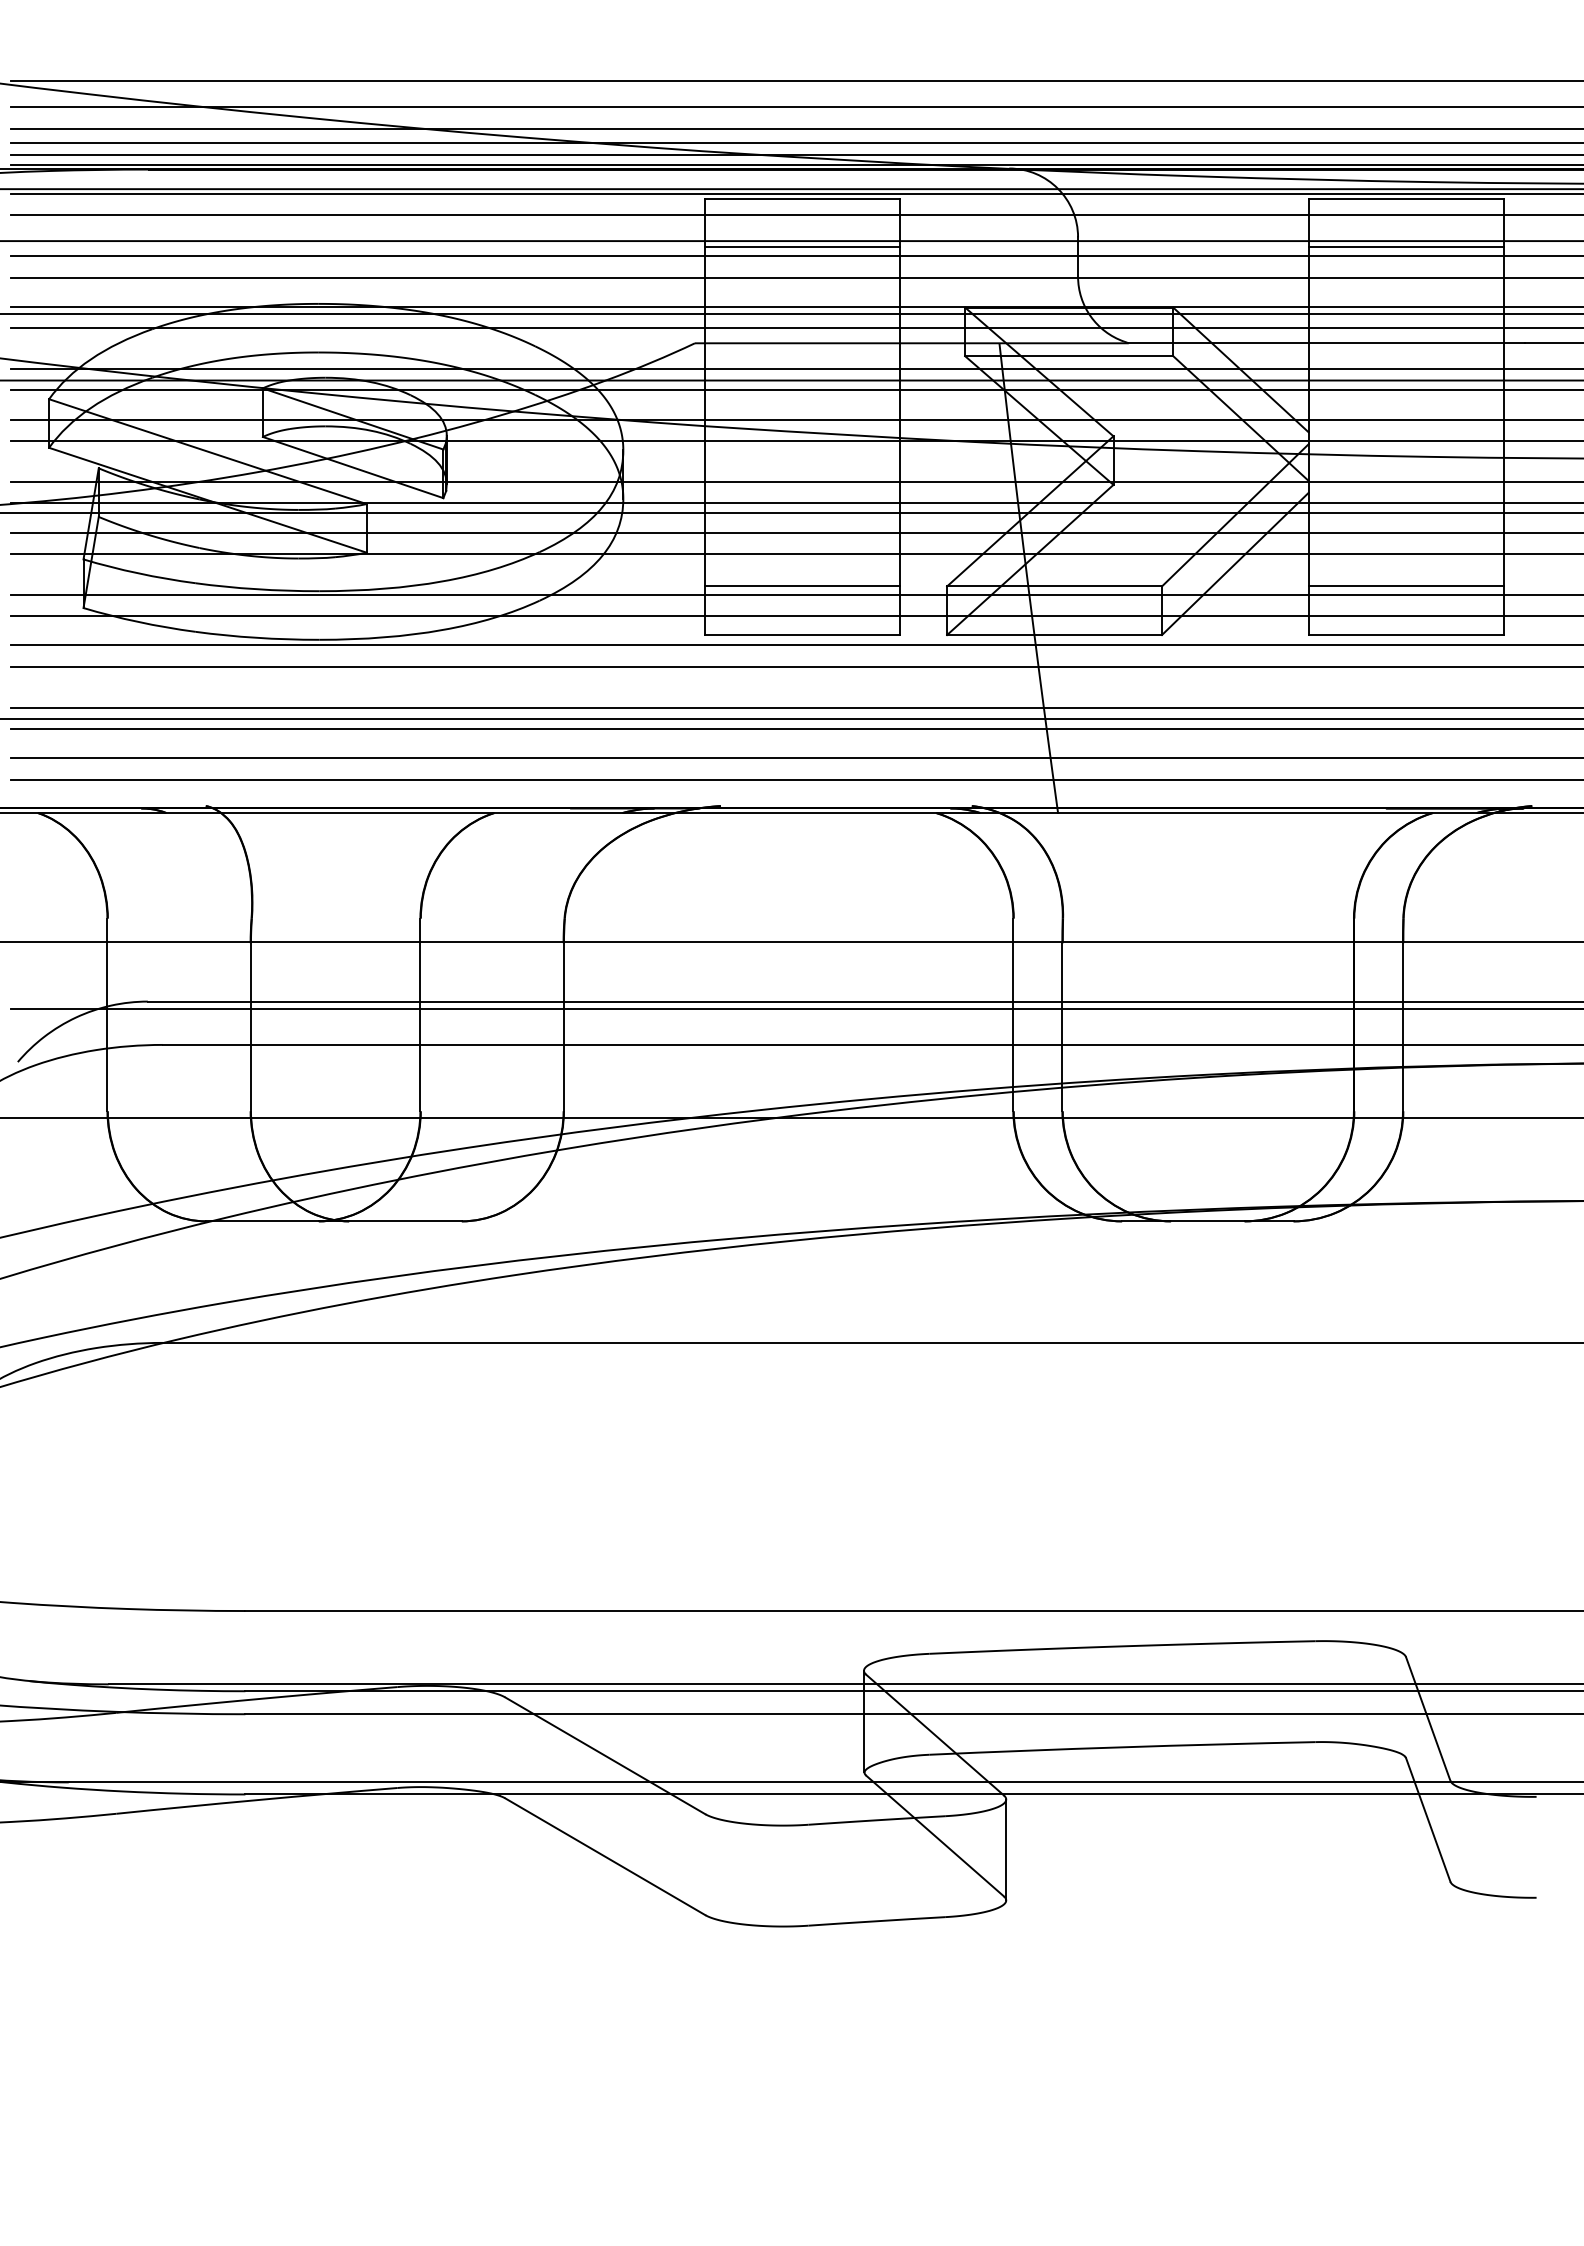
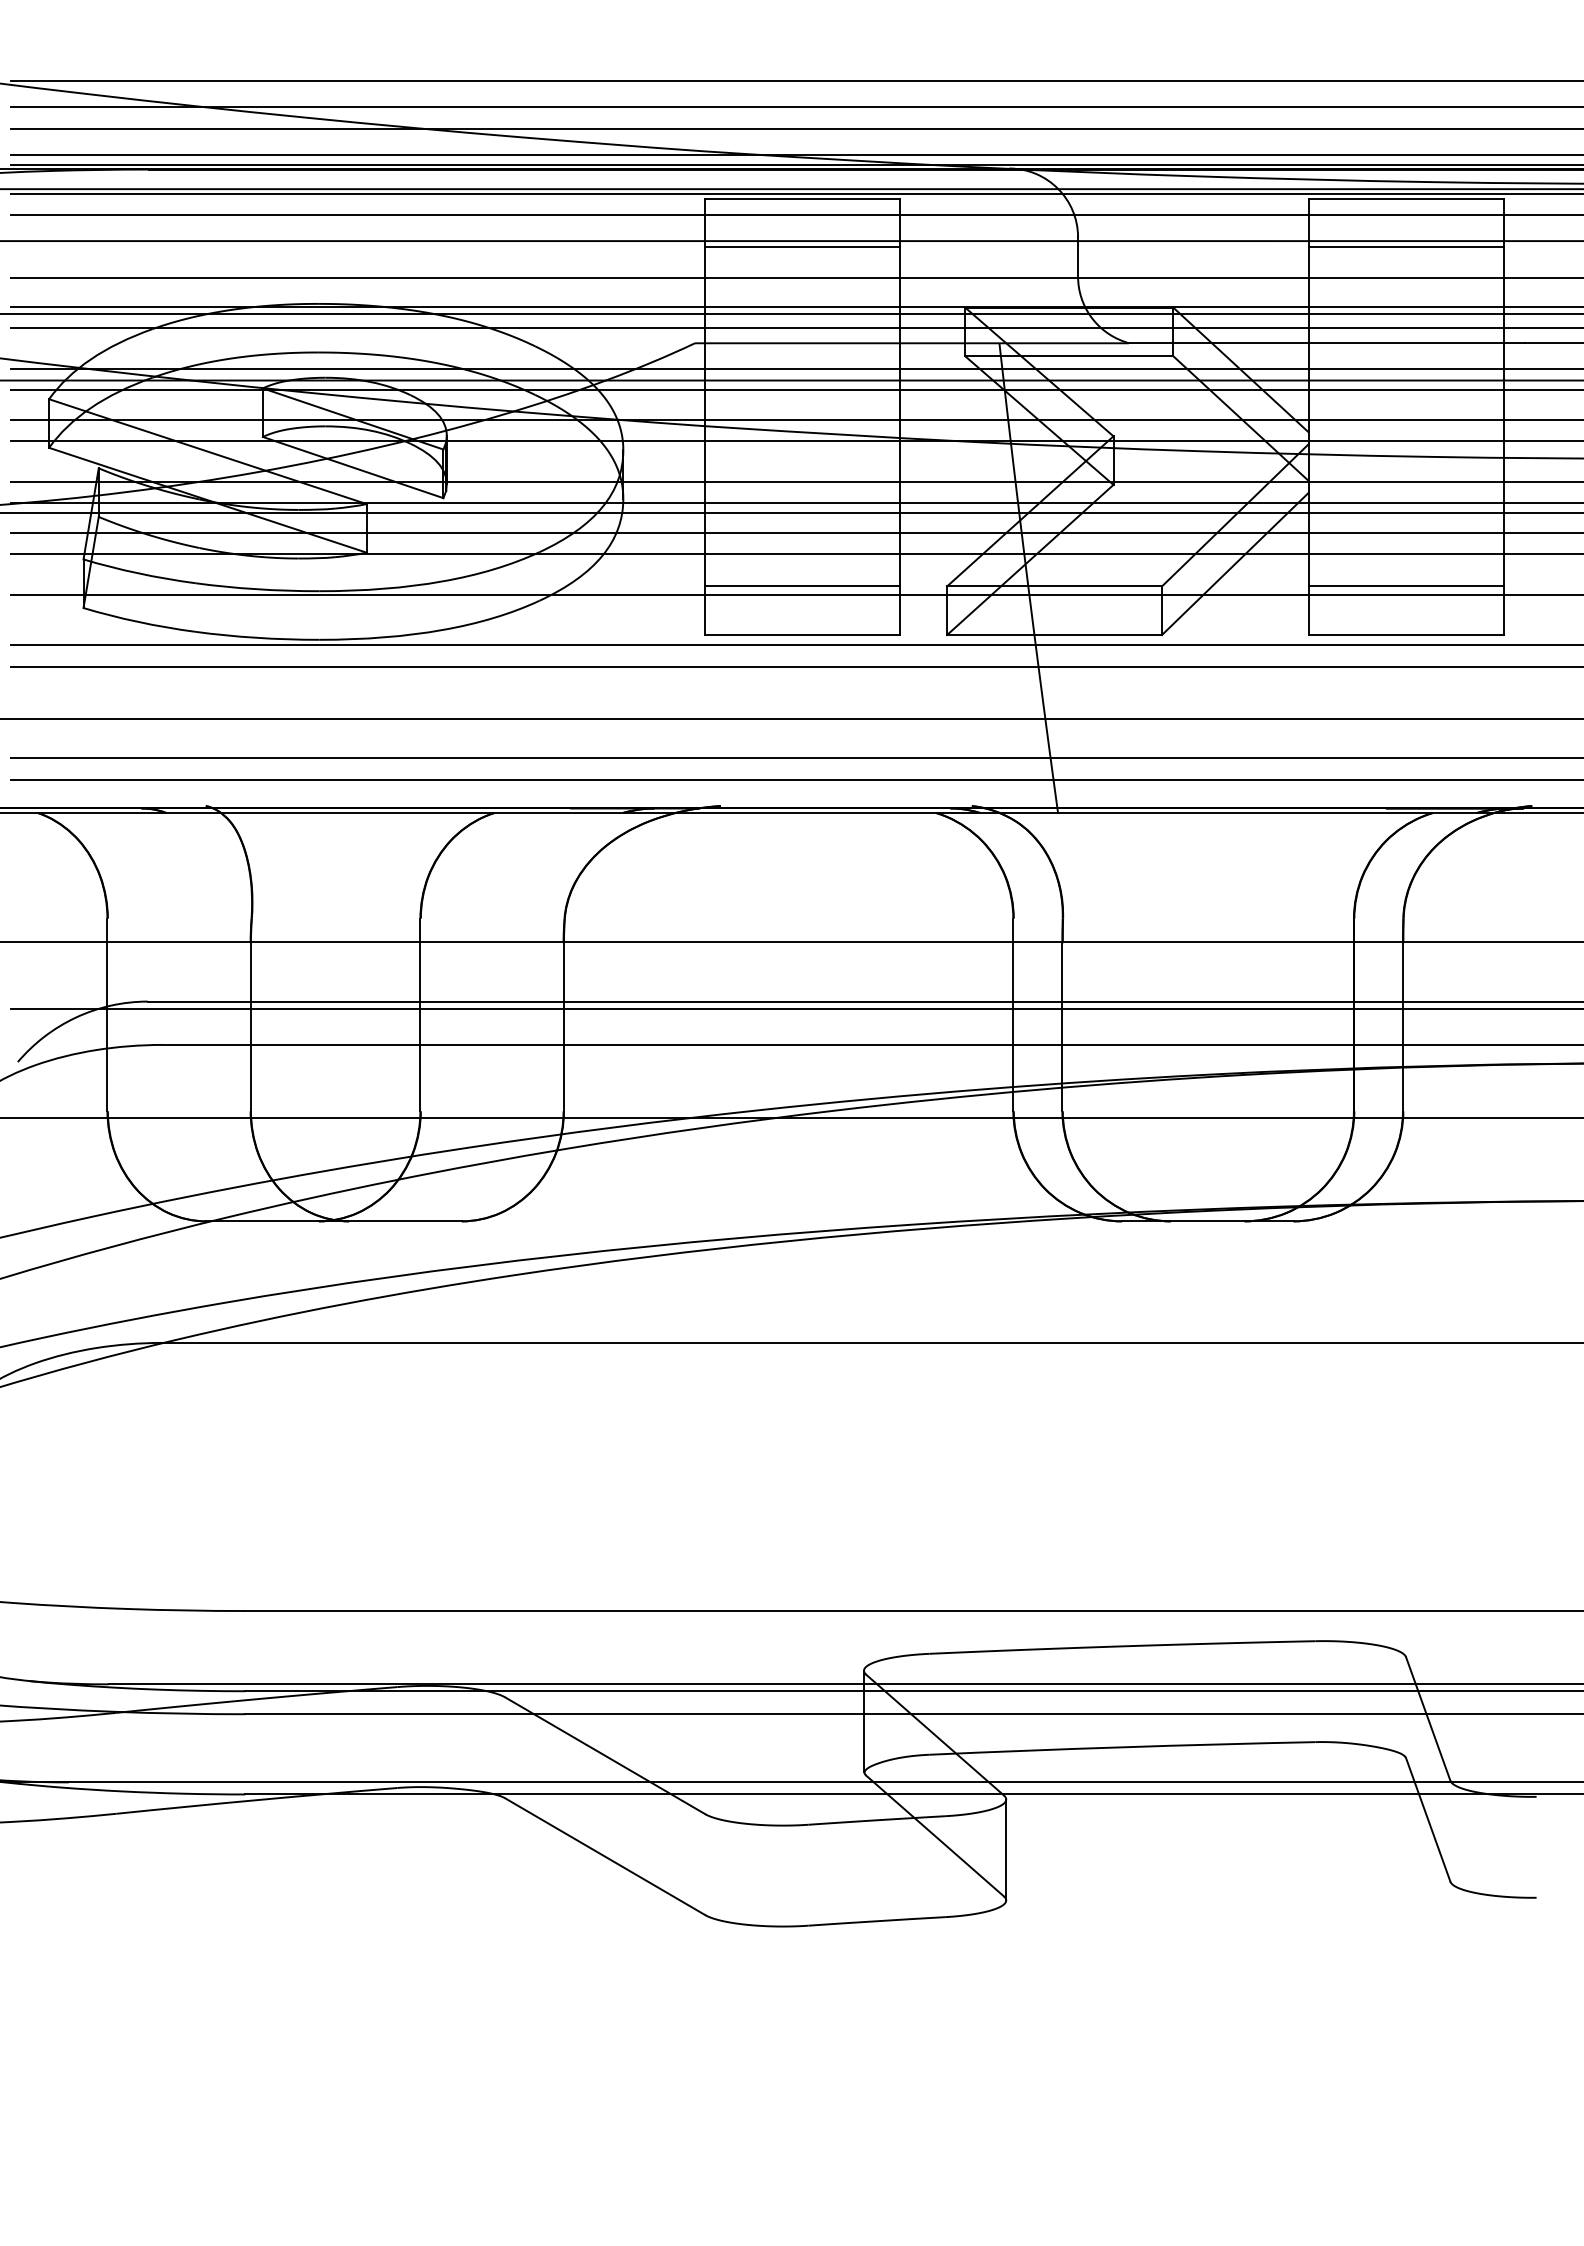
line: present -> none (795, 143)
line: present -> none (795, 256)
line: present -> none (795, 616)
line: present -> none (795, 707)
line: present -> none (795, 729)
